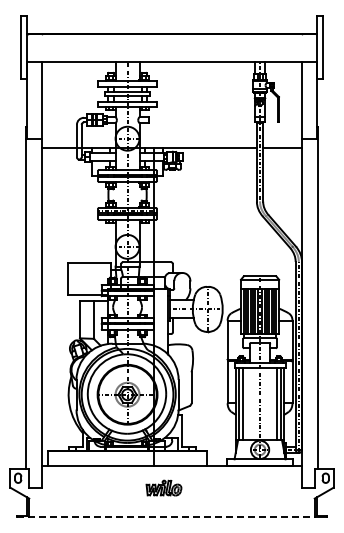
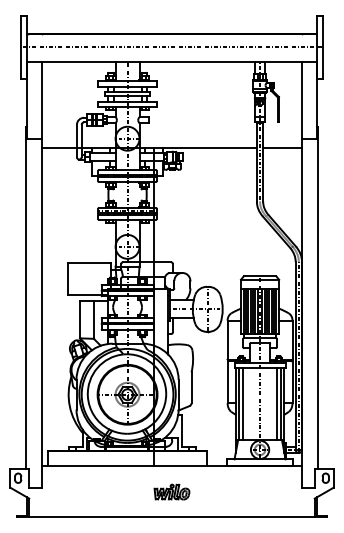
line: none -> present (171, 47)
part position: (163, 487) -> (171, 491) (171, 491)
line: dashed -> solid (166, 517)
